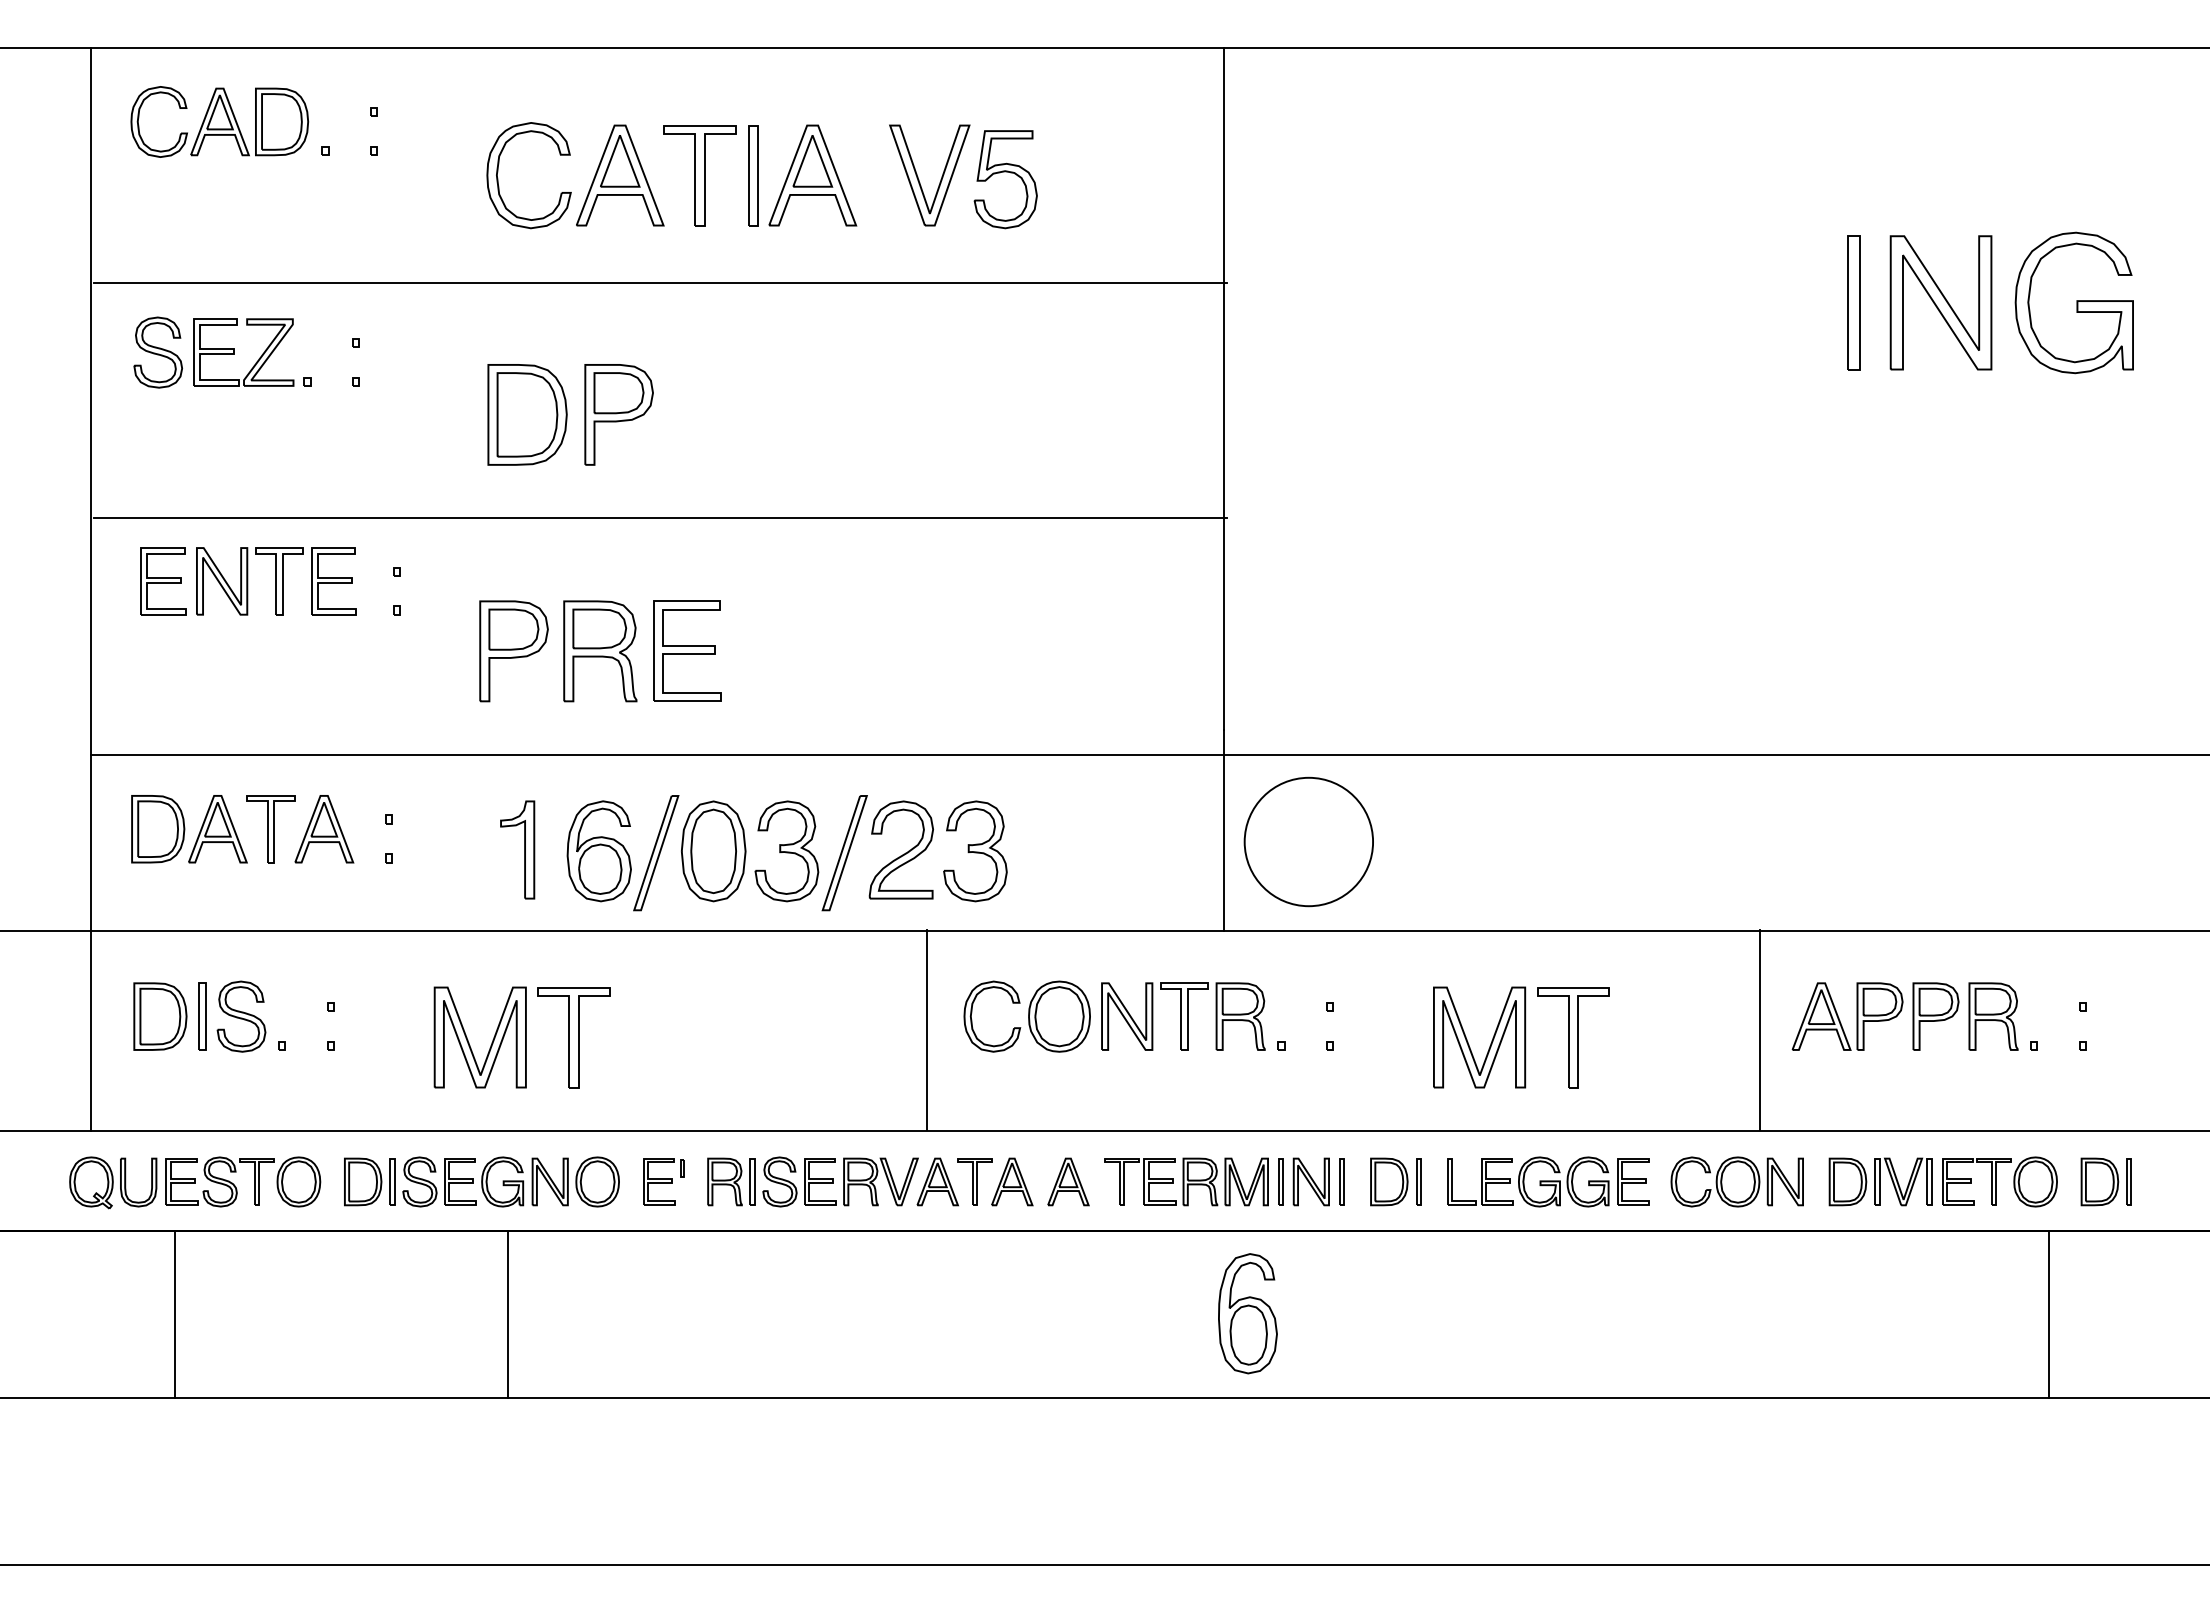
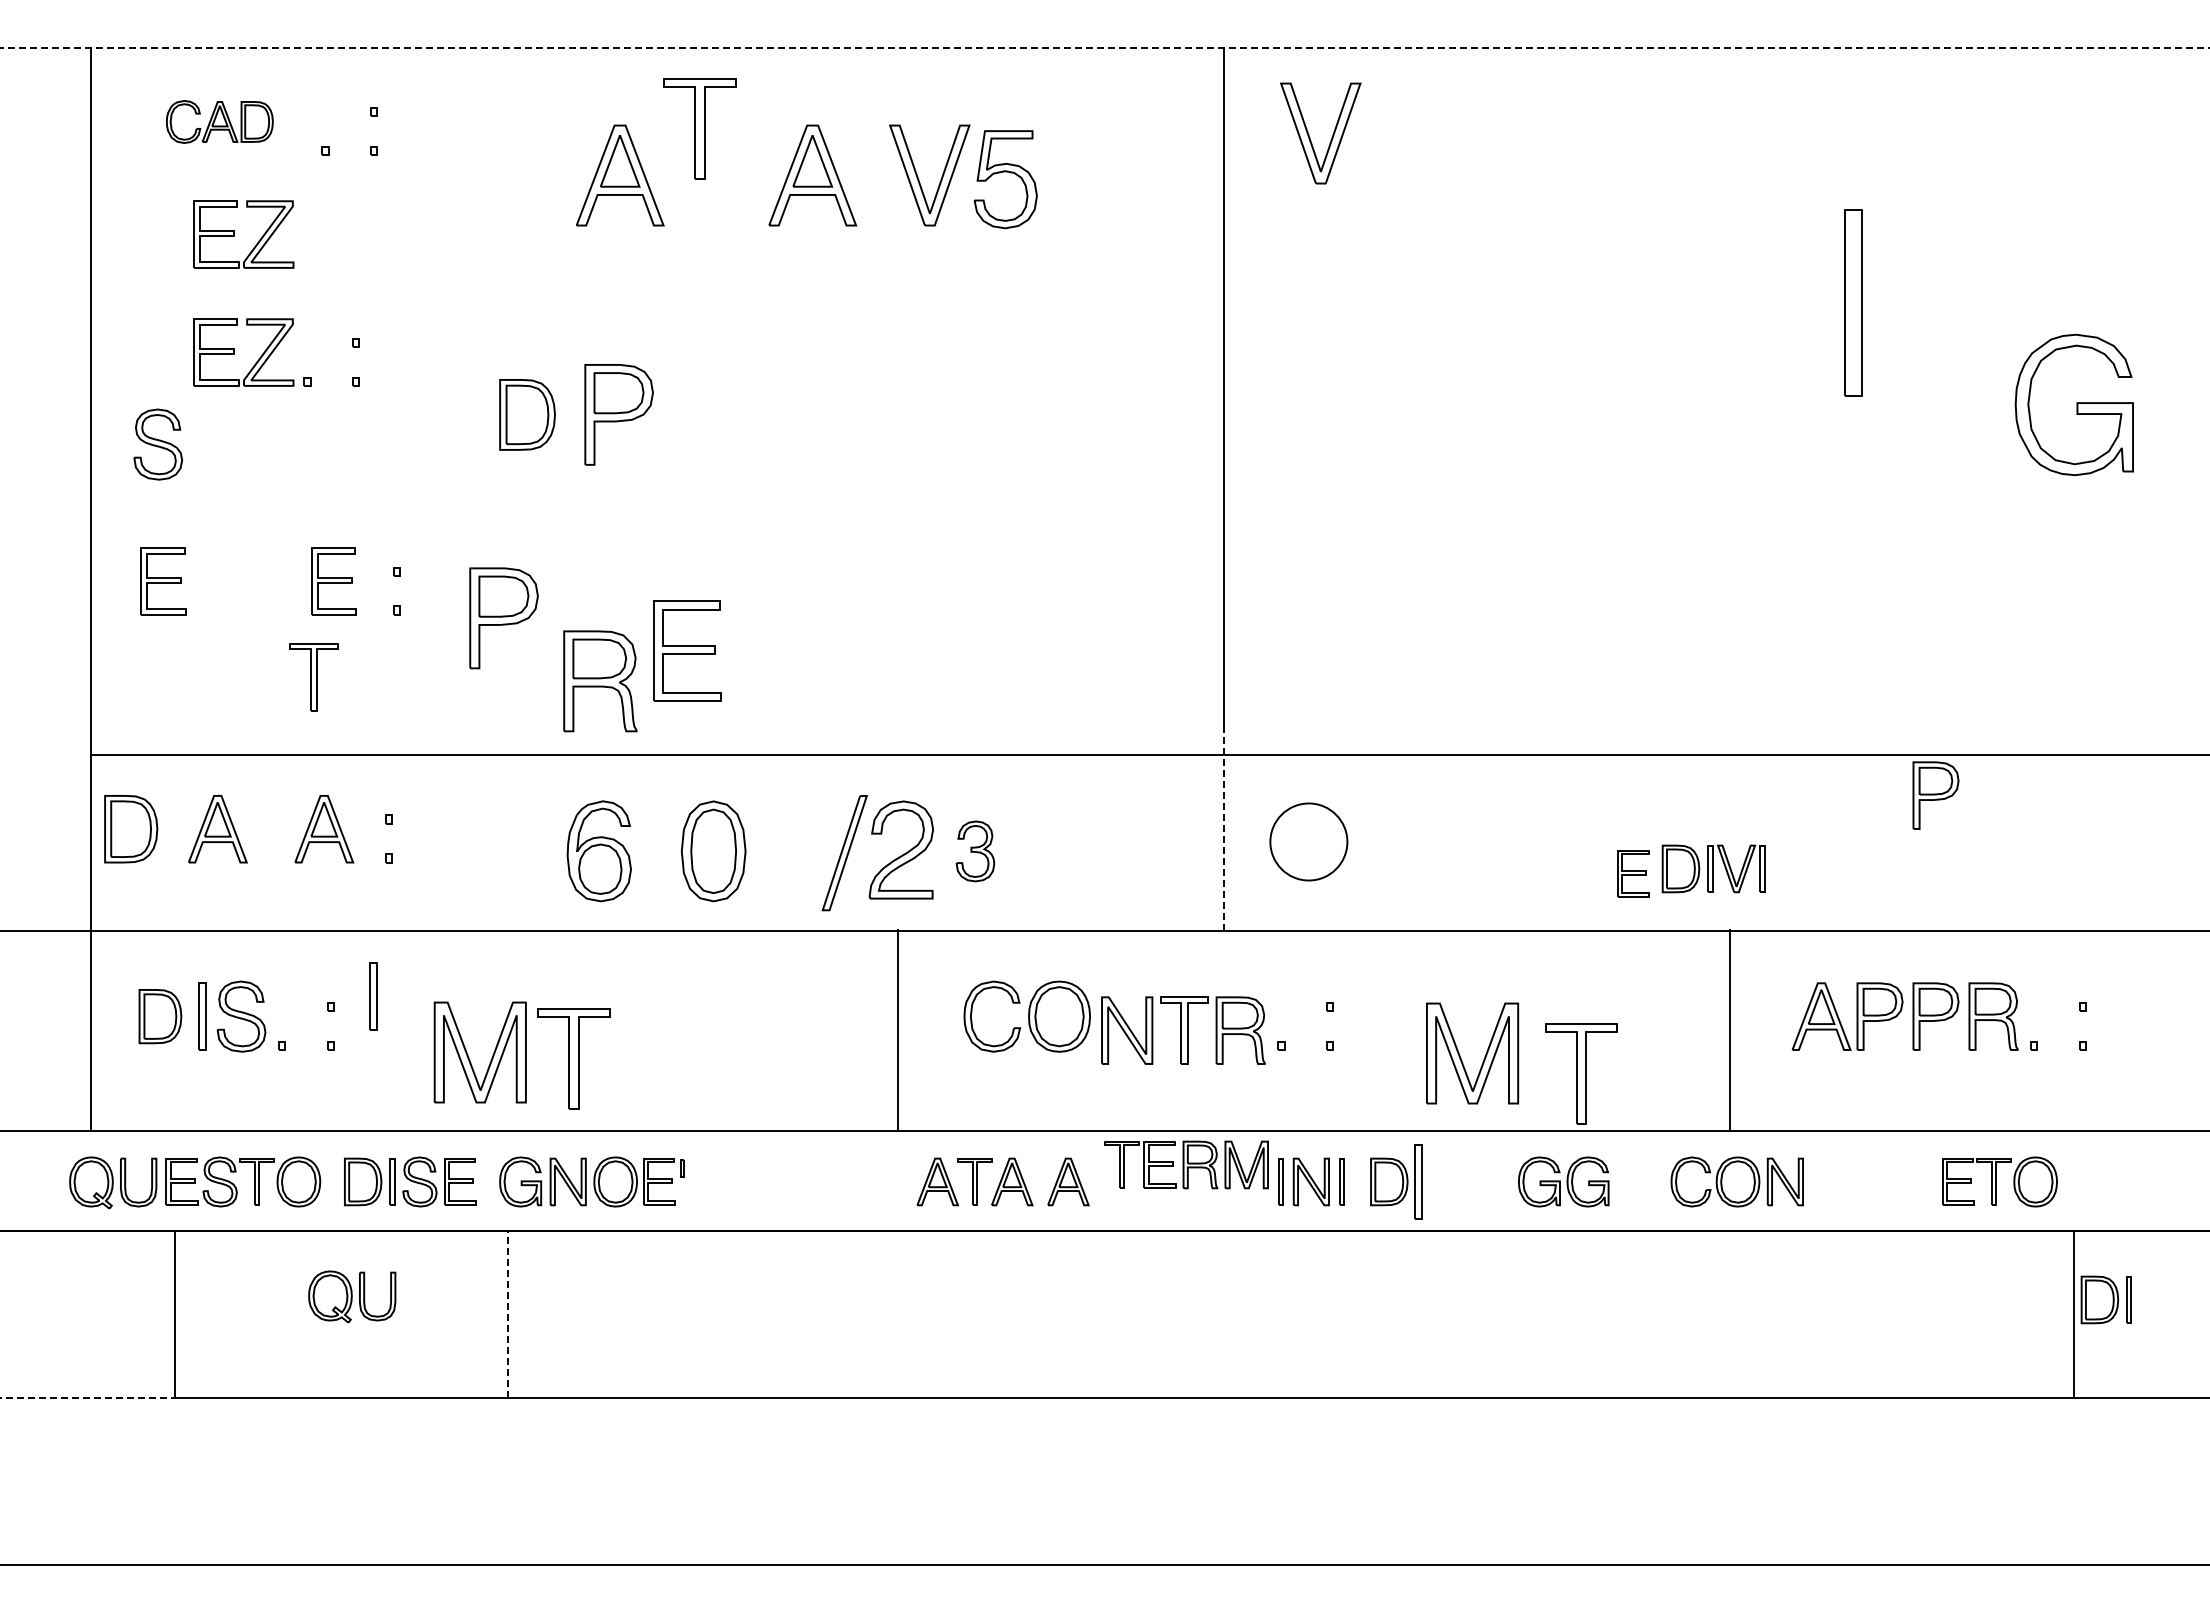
line: solid -> dashed (1105, 48)
part size: 180x72 px -> 108x44 px (219, 121)
part: none -> present (1310, 137)
part: present -> none (498, 172)
part position: (699, 175) -> (699, 128) (699, 128)
part: present -> none (753, 175)
part: none -> present (234, 234)
line: present -> none (659, 282)
part size: 14x136 px -> 19x188 px (1853, 302)
part: present -> none (1940, 302)
part position: (2073, 302) -> (2073, 404) (2073, 404)
part position: (157, 352) -> (157, 444) (157, 444)
part size: 81x102 px -> 57x72 px (527, 414)
line: present -> none (659, 518)
part: present -> none (249, 581)
part position: (513, 651) -> (503, 618) (503, 618)
part position: (600, 651) -> (600, 681) (600, 681)
part: none -> present (1935, 795)
part position: (158, 829) -> (131, 829) (131, 829)
part position: (270, 829) -> (313, 677) (313, 677)
line: solid -> dashed (1224, 830)
circle diameter: 128 px -> 77 px (1308, 841)
part: present -> none (524, 849)
part: present -> none (786, 851)
part size: 65x103 px -> 41x63 px (975, 851)
part: present -> none (656, 853)
part: none -> present (373, 996)
part size: 55x69 px -> 45x56 px (160, 1016)
part position: (1183, 1016) -> (1183, 1030) (1183, 1030)
line position: (926, 1030) -> (897, 1030) (897, 1030)
line position: (1759, 1030) -> (1729, 1030) (1729, 1030)
part position: (573, 1037) -> (573, 1058) (573, 1058)
part position: (1573, 1037) -> (1581, 1073) (1581, 1073)
part position: (468, 1039) -> (468, 1054) (468, 1054)
part position: (1468, 1041) -> (1461, 1057) (1461, 1057)
part position: (550, 1181) -> (568, 1181) (568, 1181)
part: present -> none (812, 1181)
part position: (1186, 1181) -> (1186, 1164) (1186, 1164)
part size: 6x48 px -> 9x76 px (1418, 1181)
part: present -> none (1480, 1181)
part position: (1633, 1181) -> (1633, 873) (1633, 873)
part position: (1880, 1181) -> (1713, 868) (1713, 868)
part position: (2105, 1181) -> (2105, 1299) (2105, 1299)
part: none -> present (352, 1296)
part: present -> none (1247, 1313)
line: solid -> dashed (507, 1314)
line position: (2048, 1314) -> (2073, 1314) (2073, 1314)
line: solid -> dashed (87, 1397)
